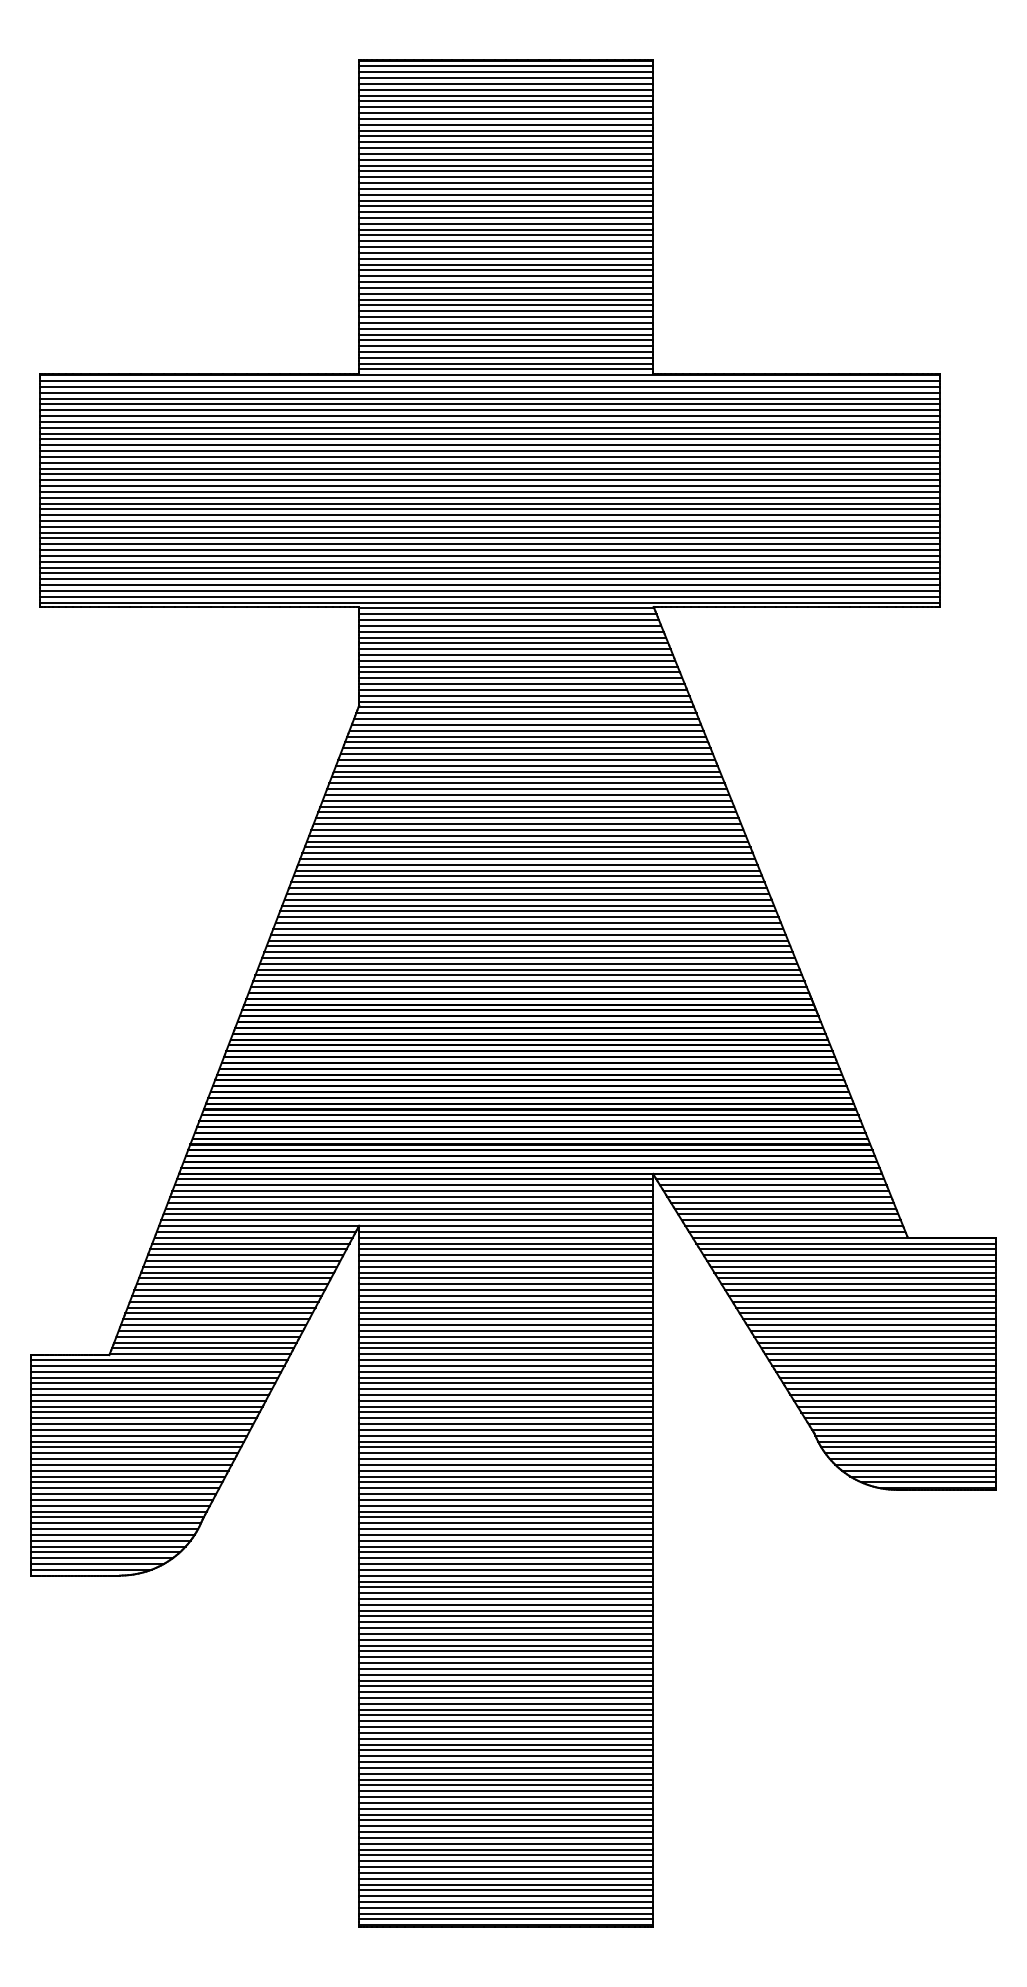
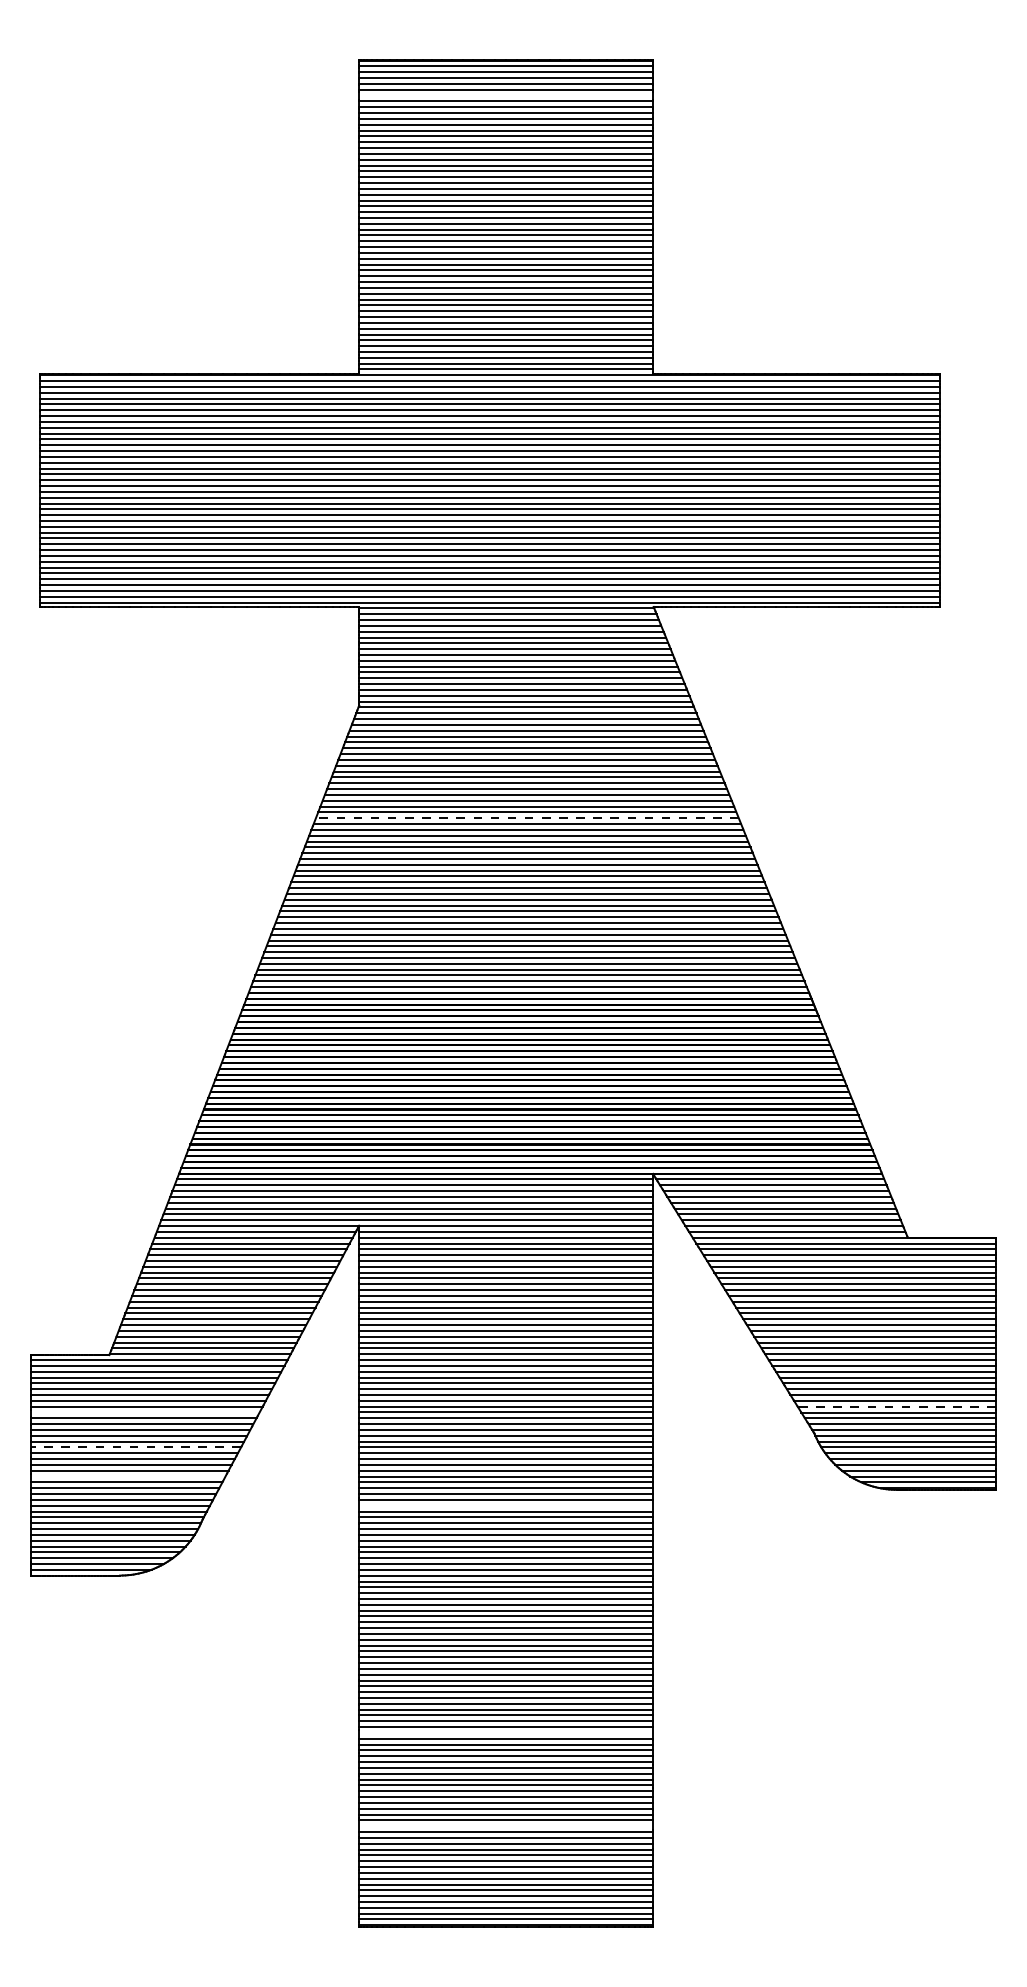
line: present -> none (506, 95)
line: solid -> dashed (526, 818)
line: solid -> dashed (896, 1406)
line: present -> none (145, 1412)
line: solid -> dashed (135, 1447)
line: present -> none (128, 1476)
line: present -> none (506, 1505)
line: present -> none (506, 1733)
line: present -> none (506, 1826)
